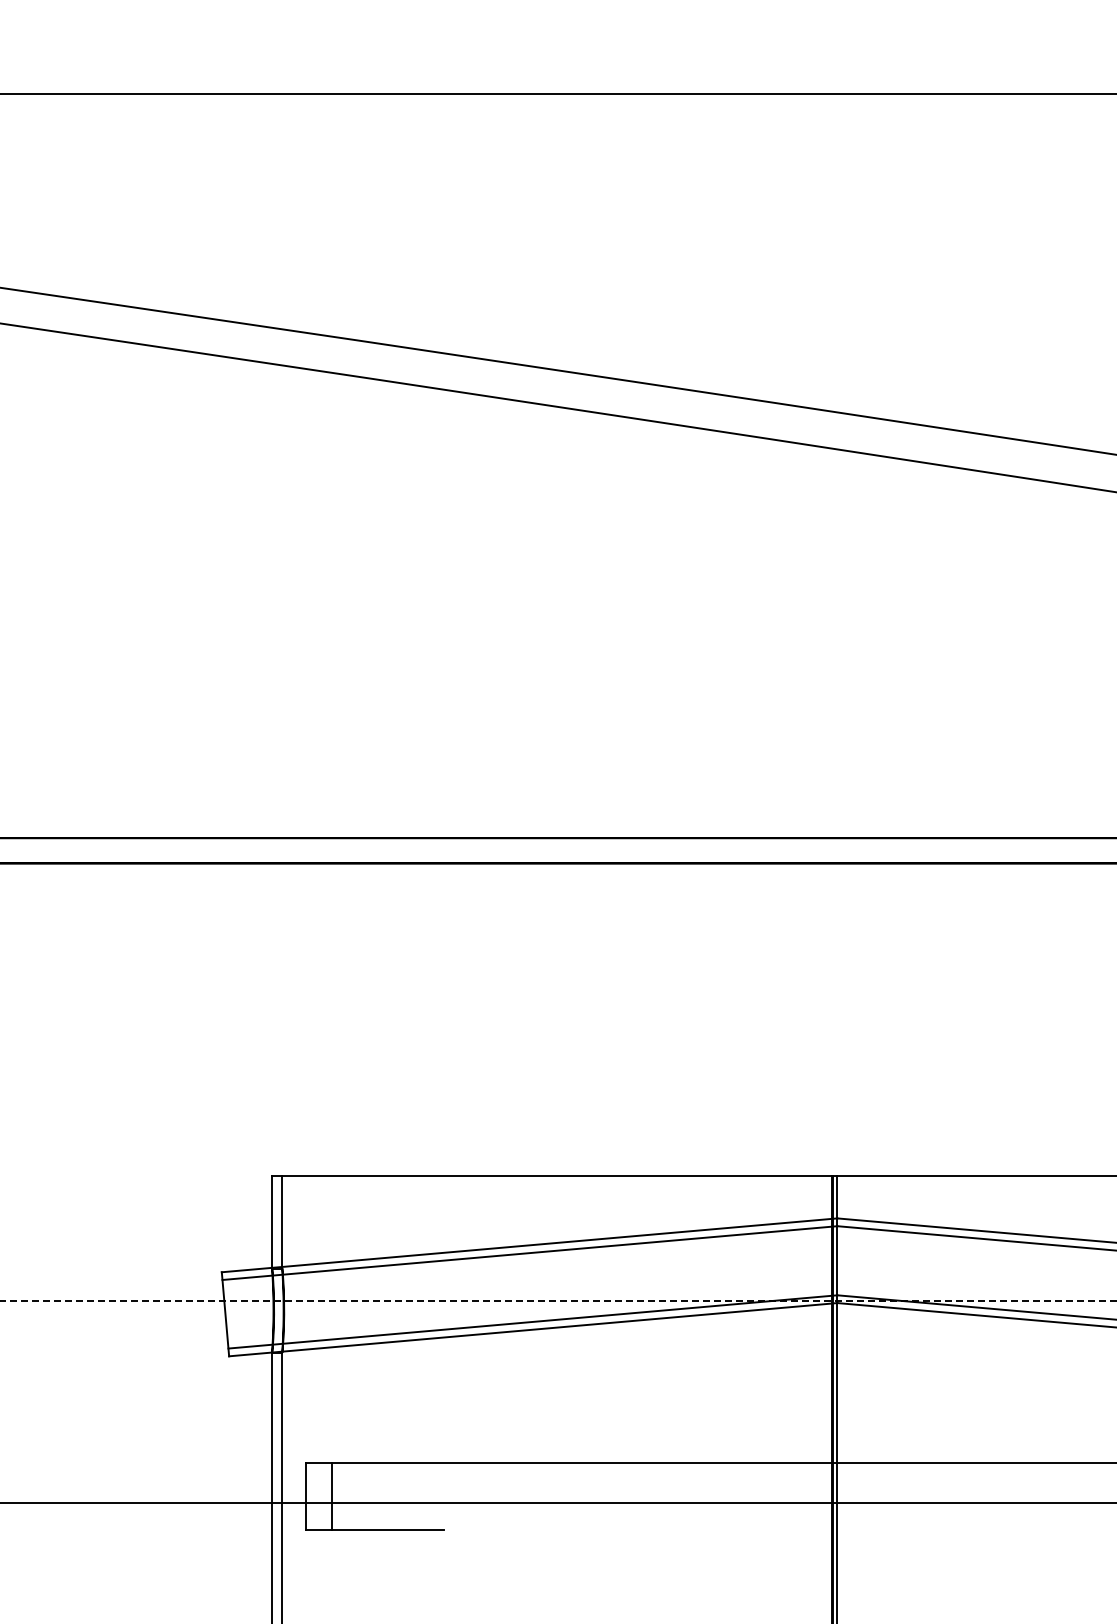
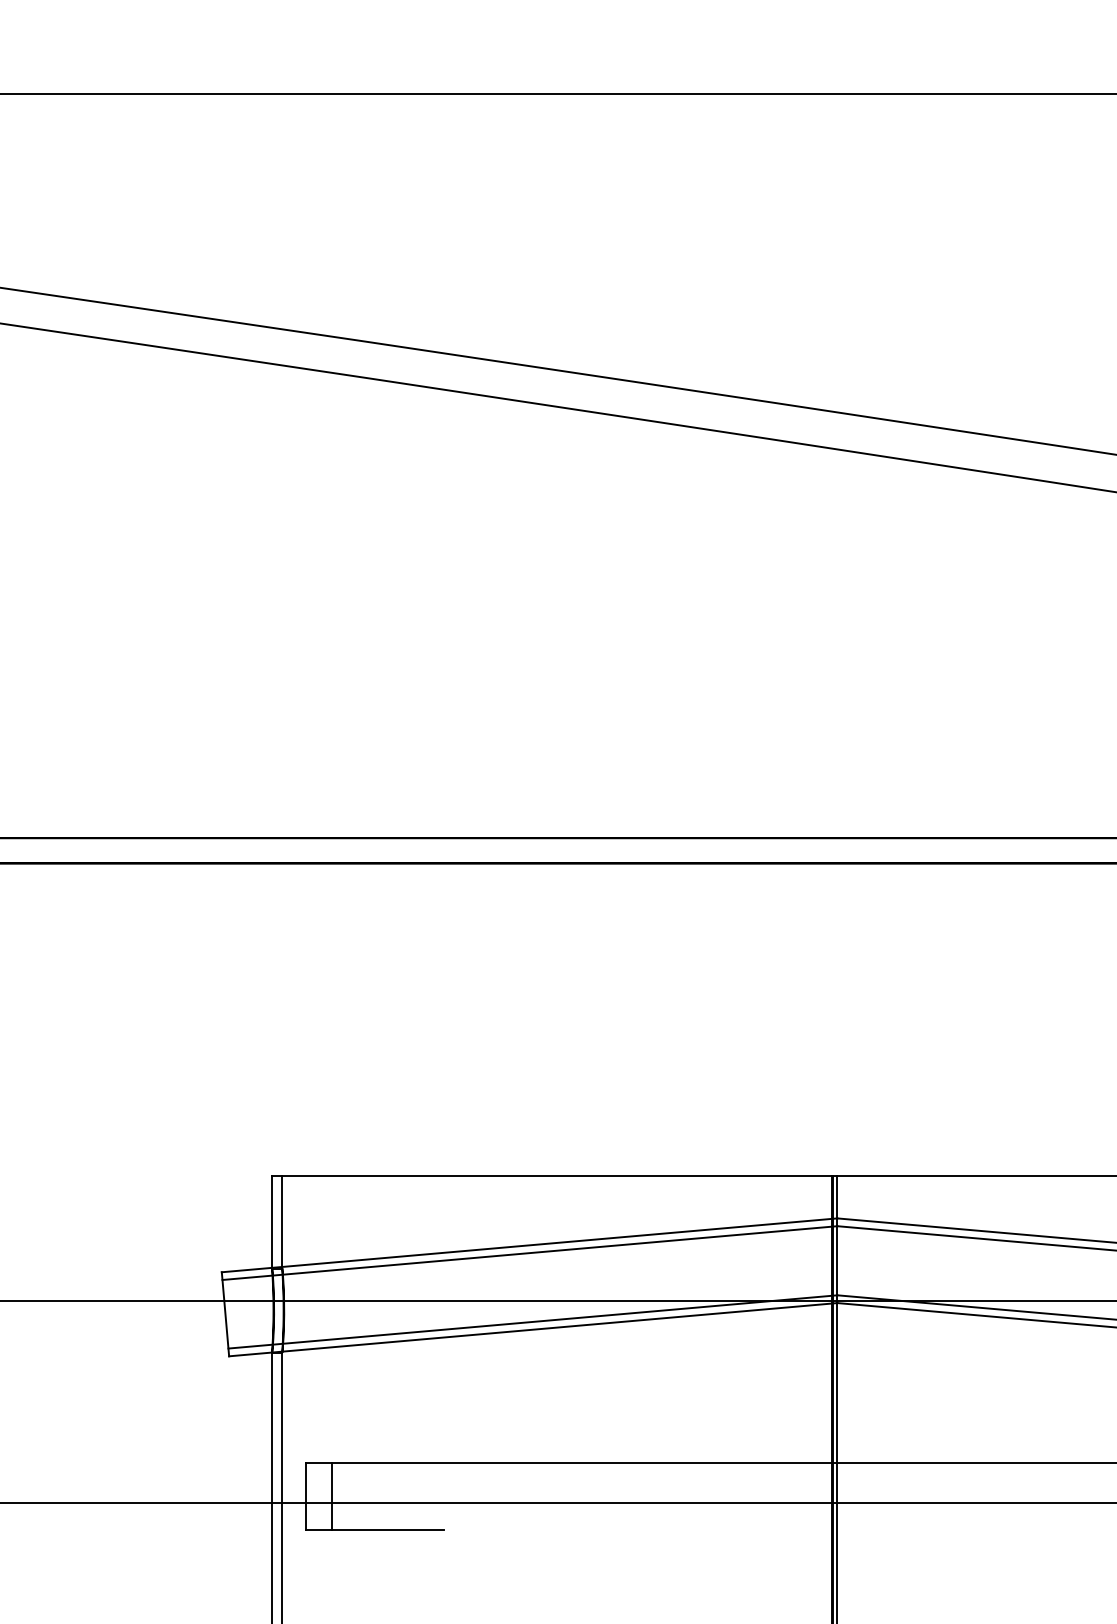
line: dashed -> solid (558, 1300)
